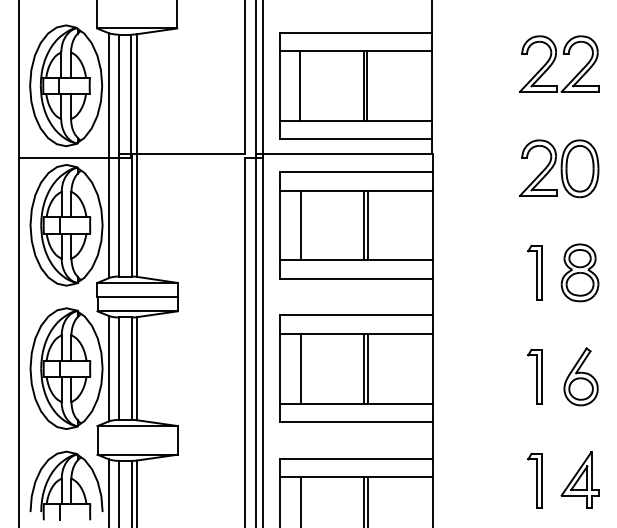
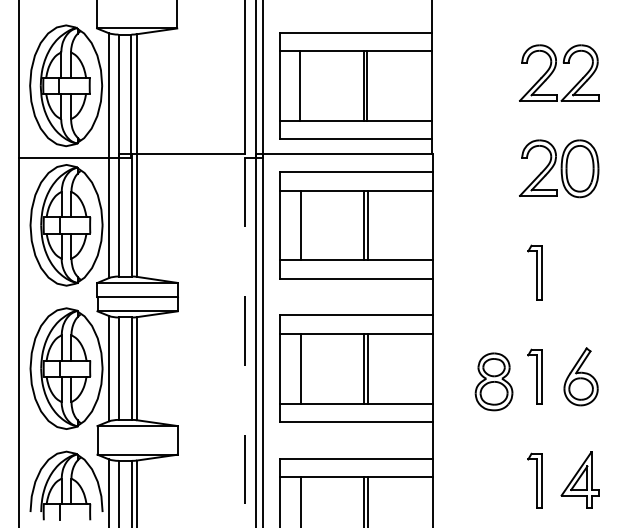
part position: (559, 63) -> (559, 72) (559, 72)
part position: (579, 272) -> (493, 381) (493, 381)
line: solid -> dashed (245, 343)
